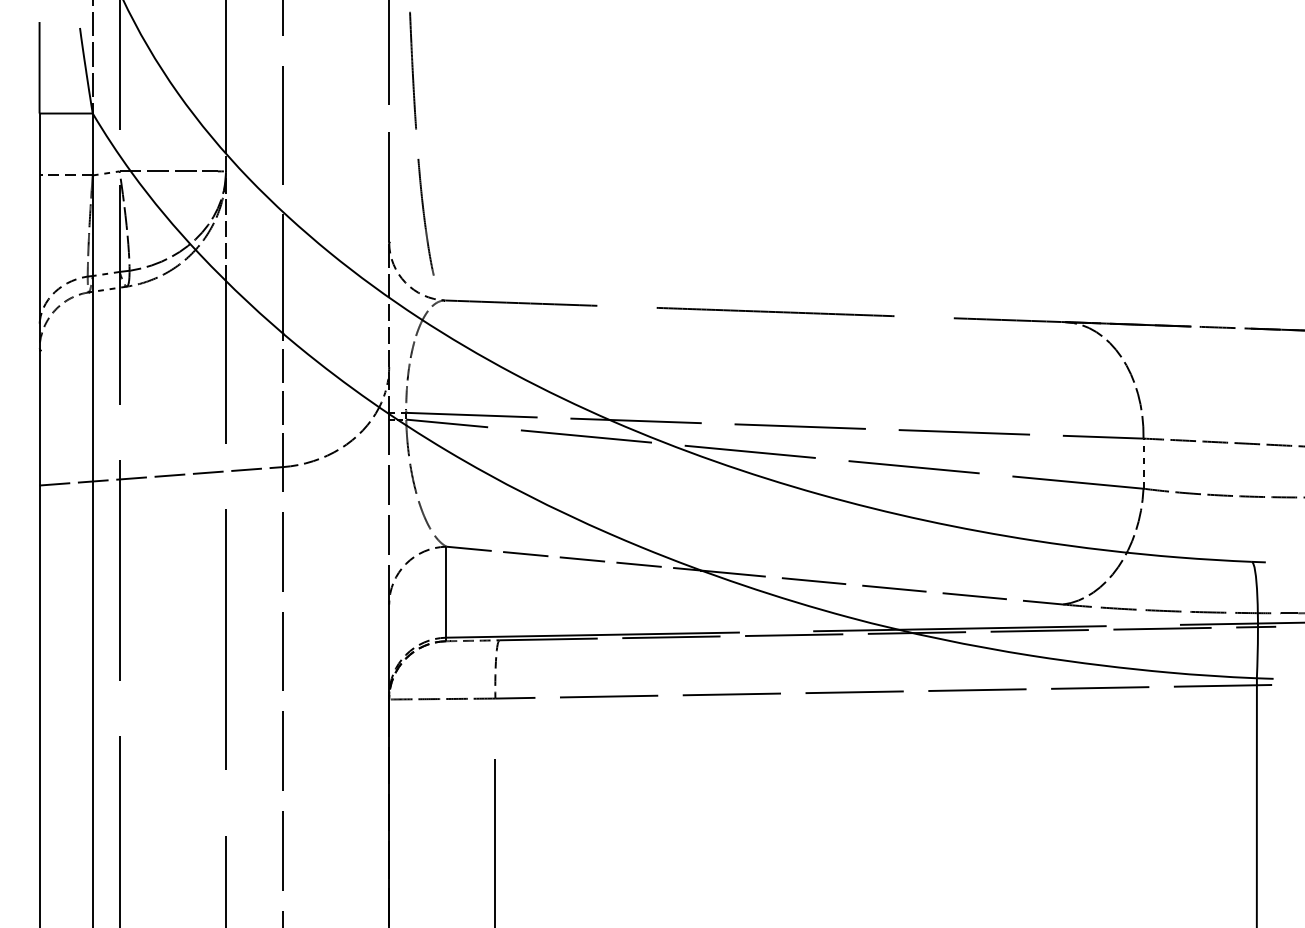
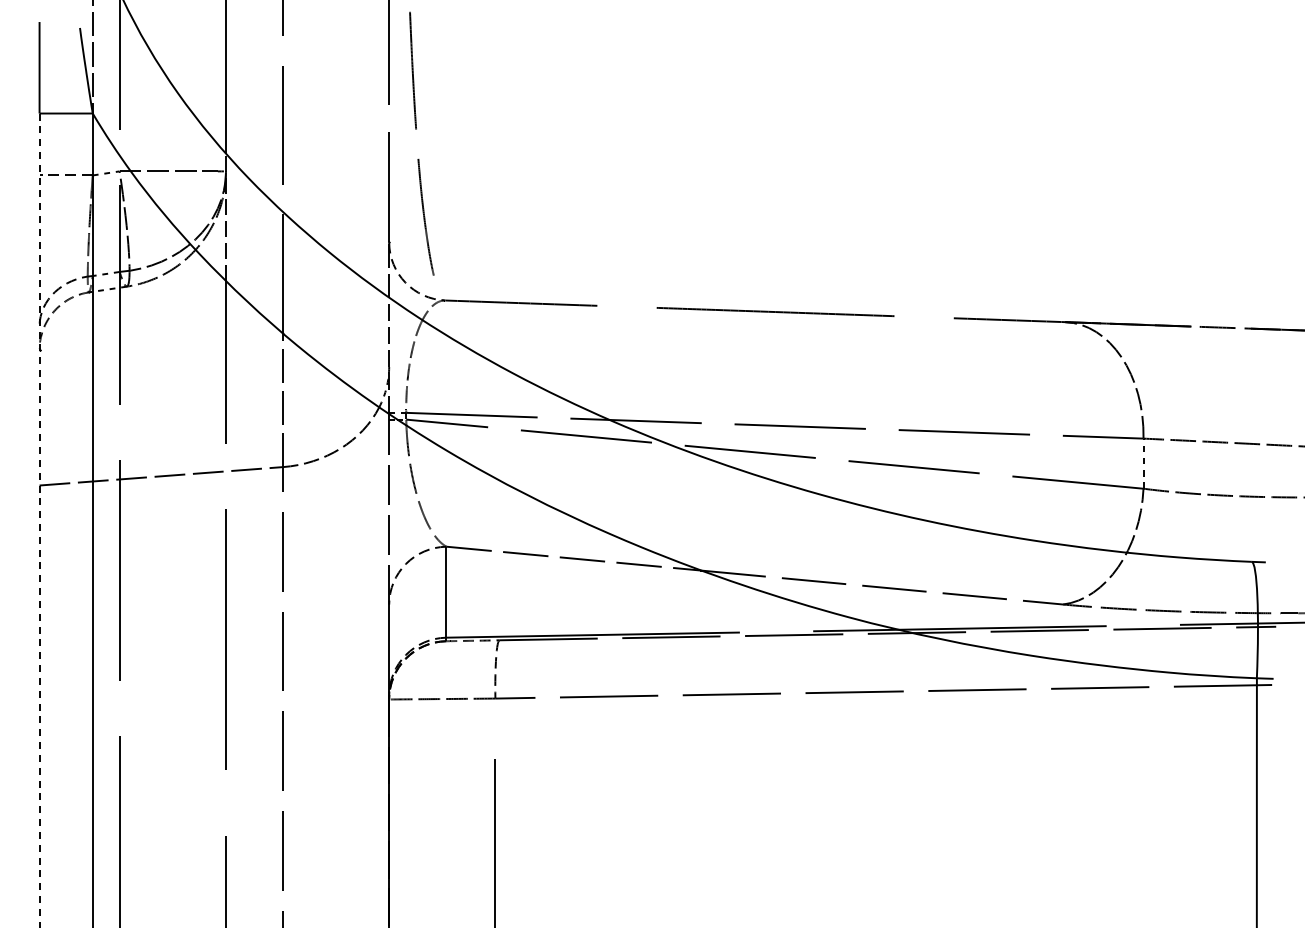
line: solid -> dashed (39, 520)
